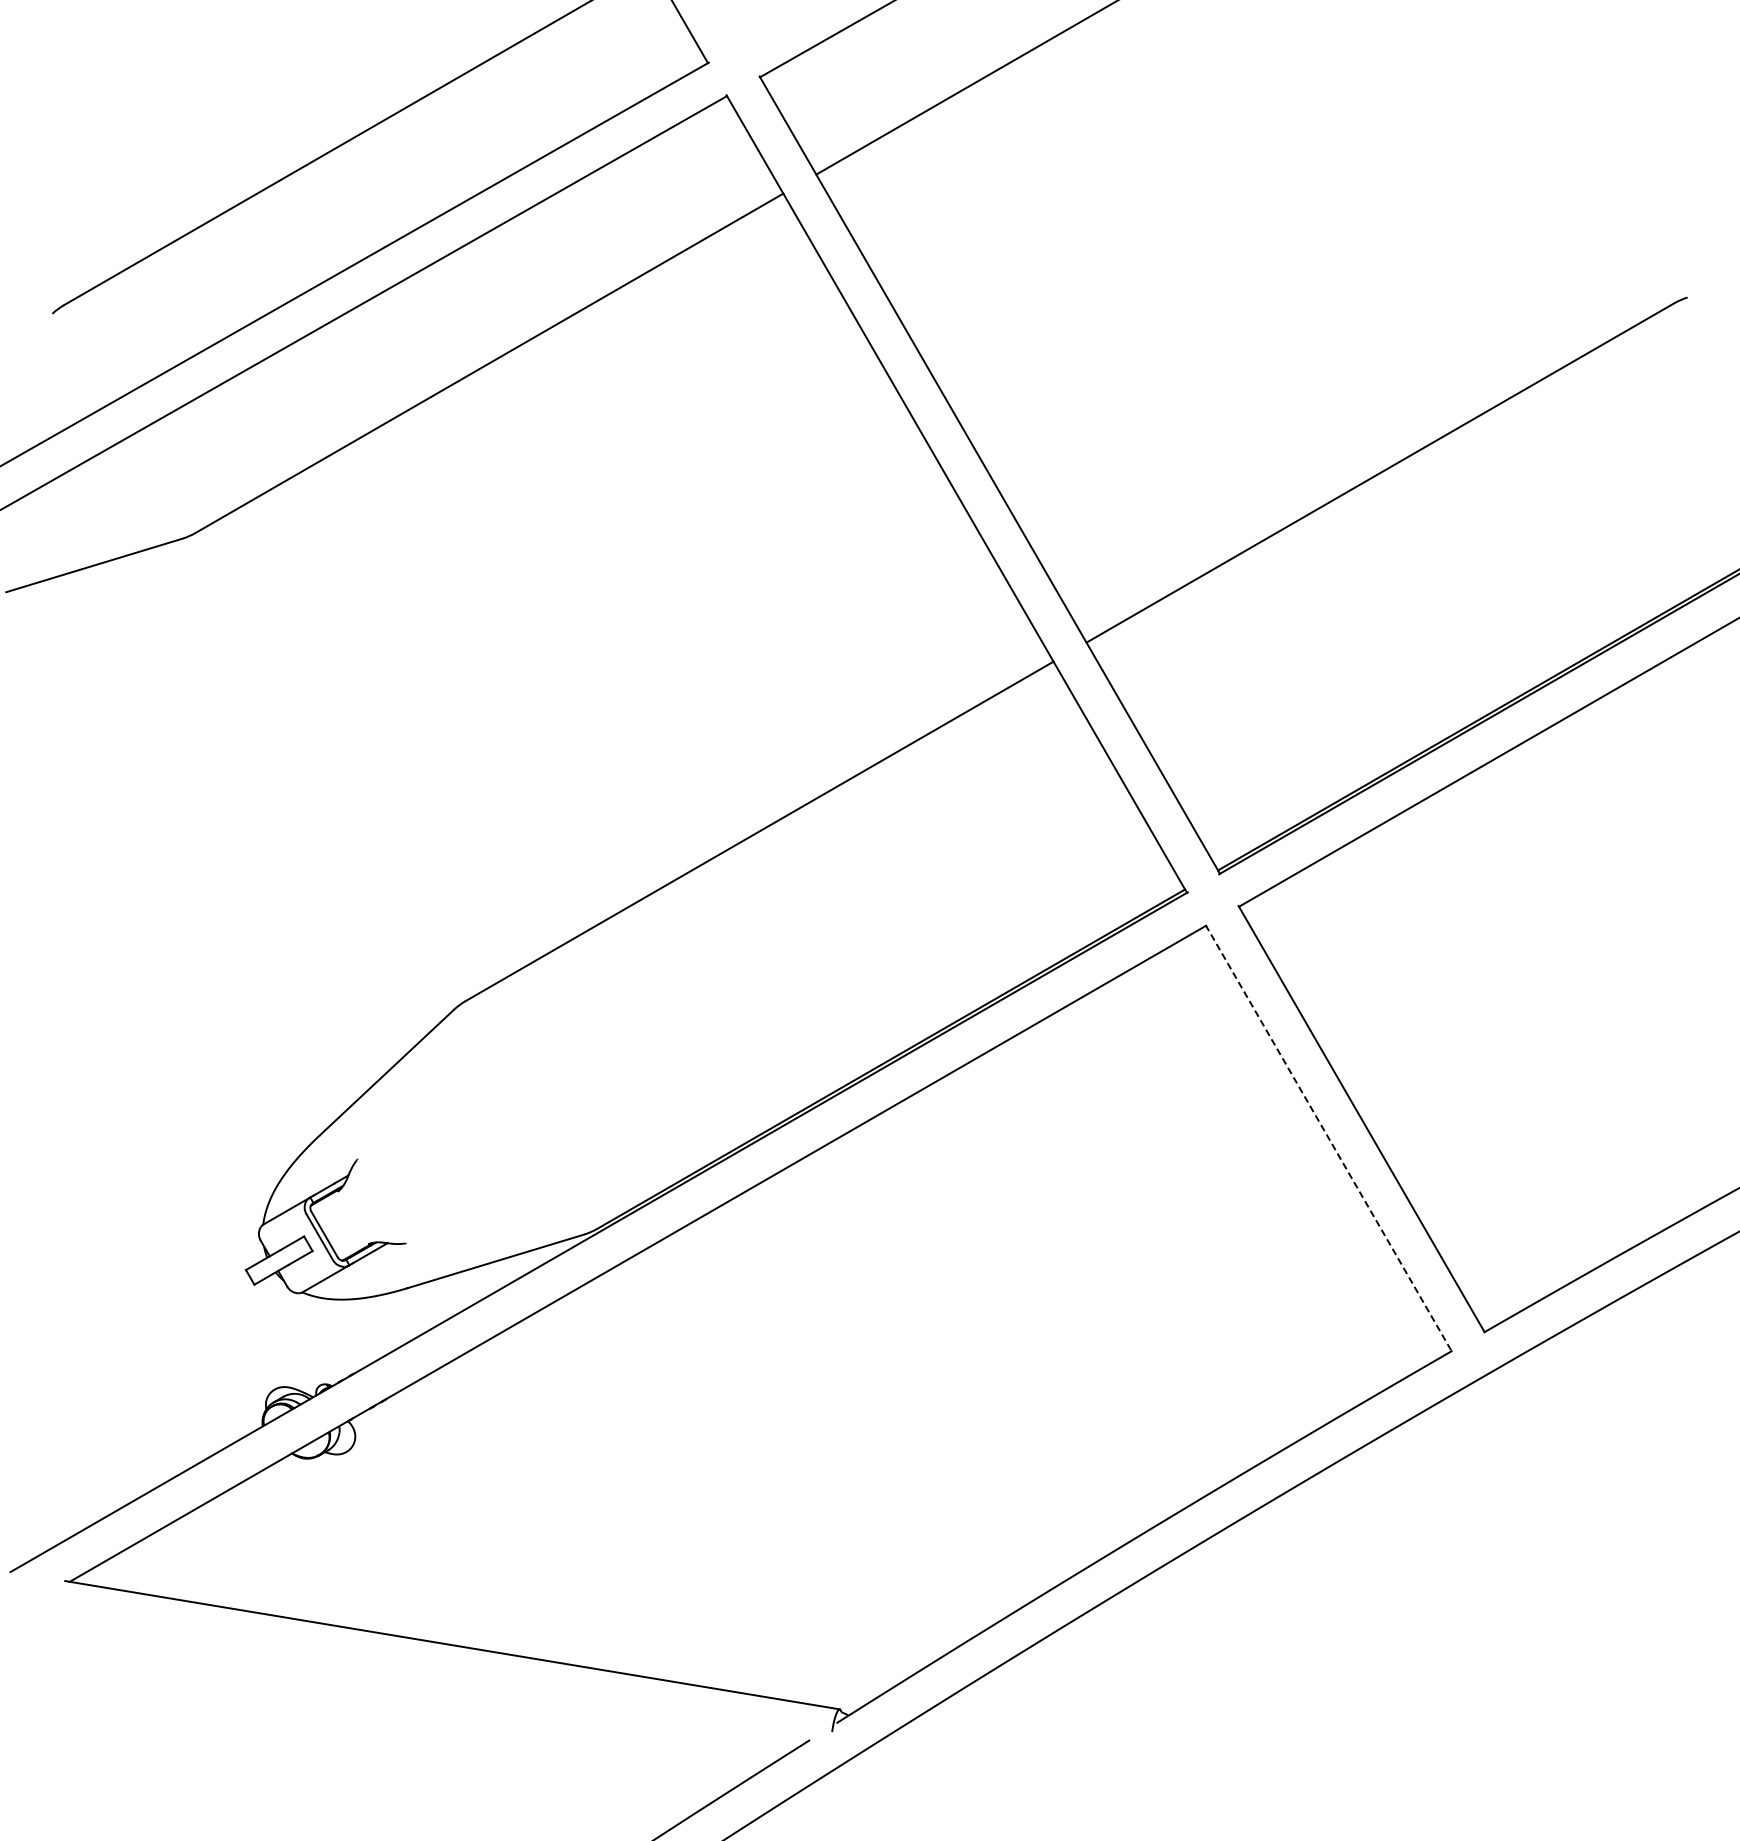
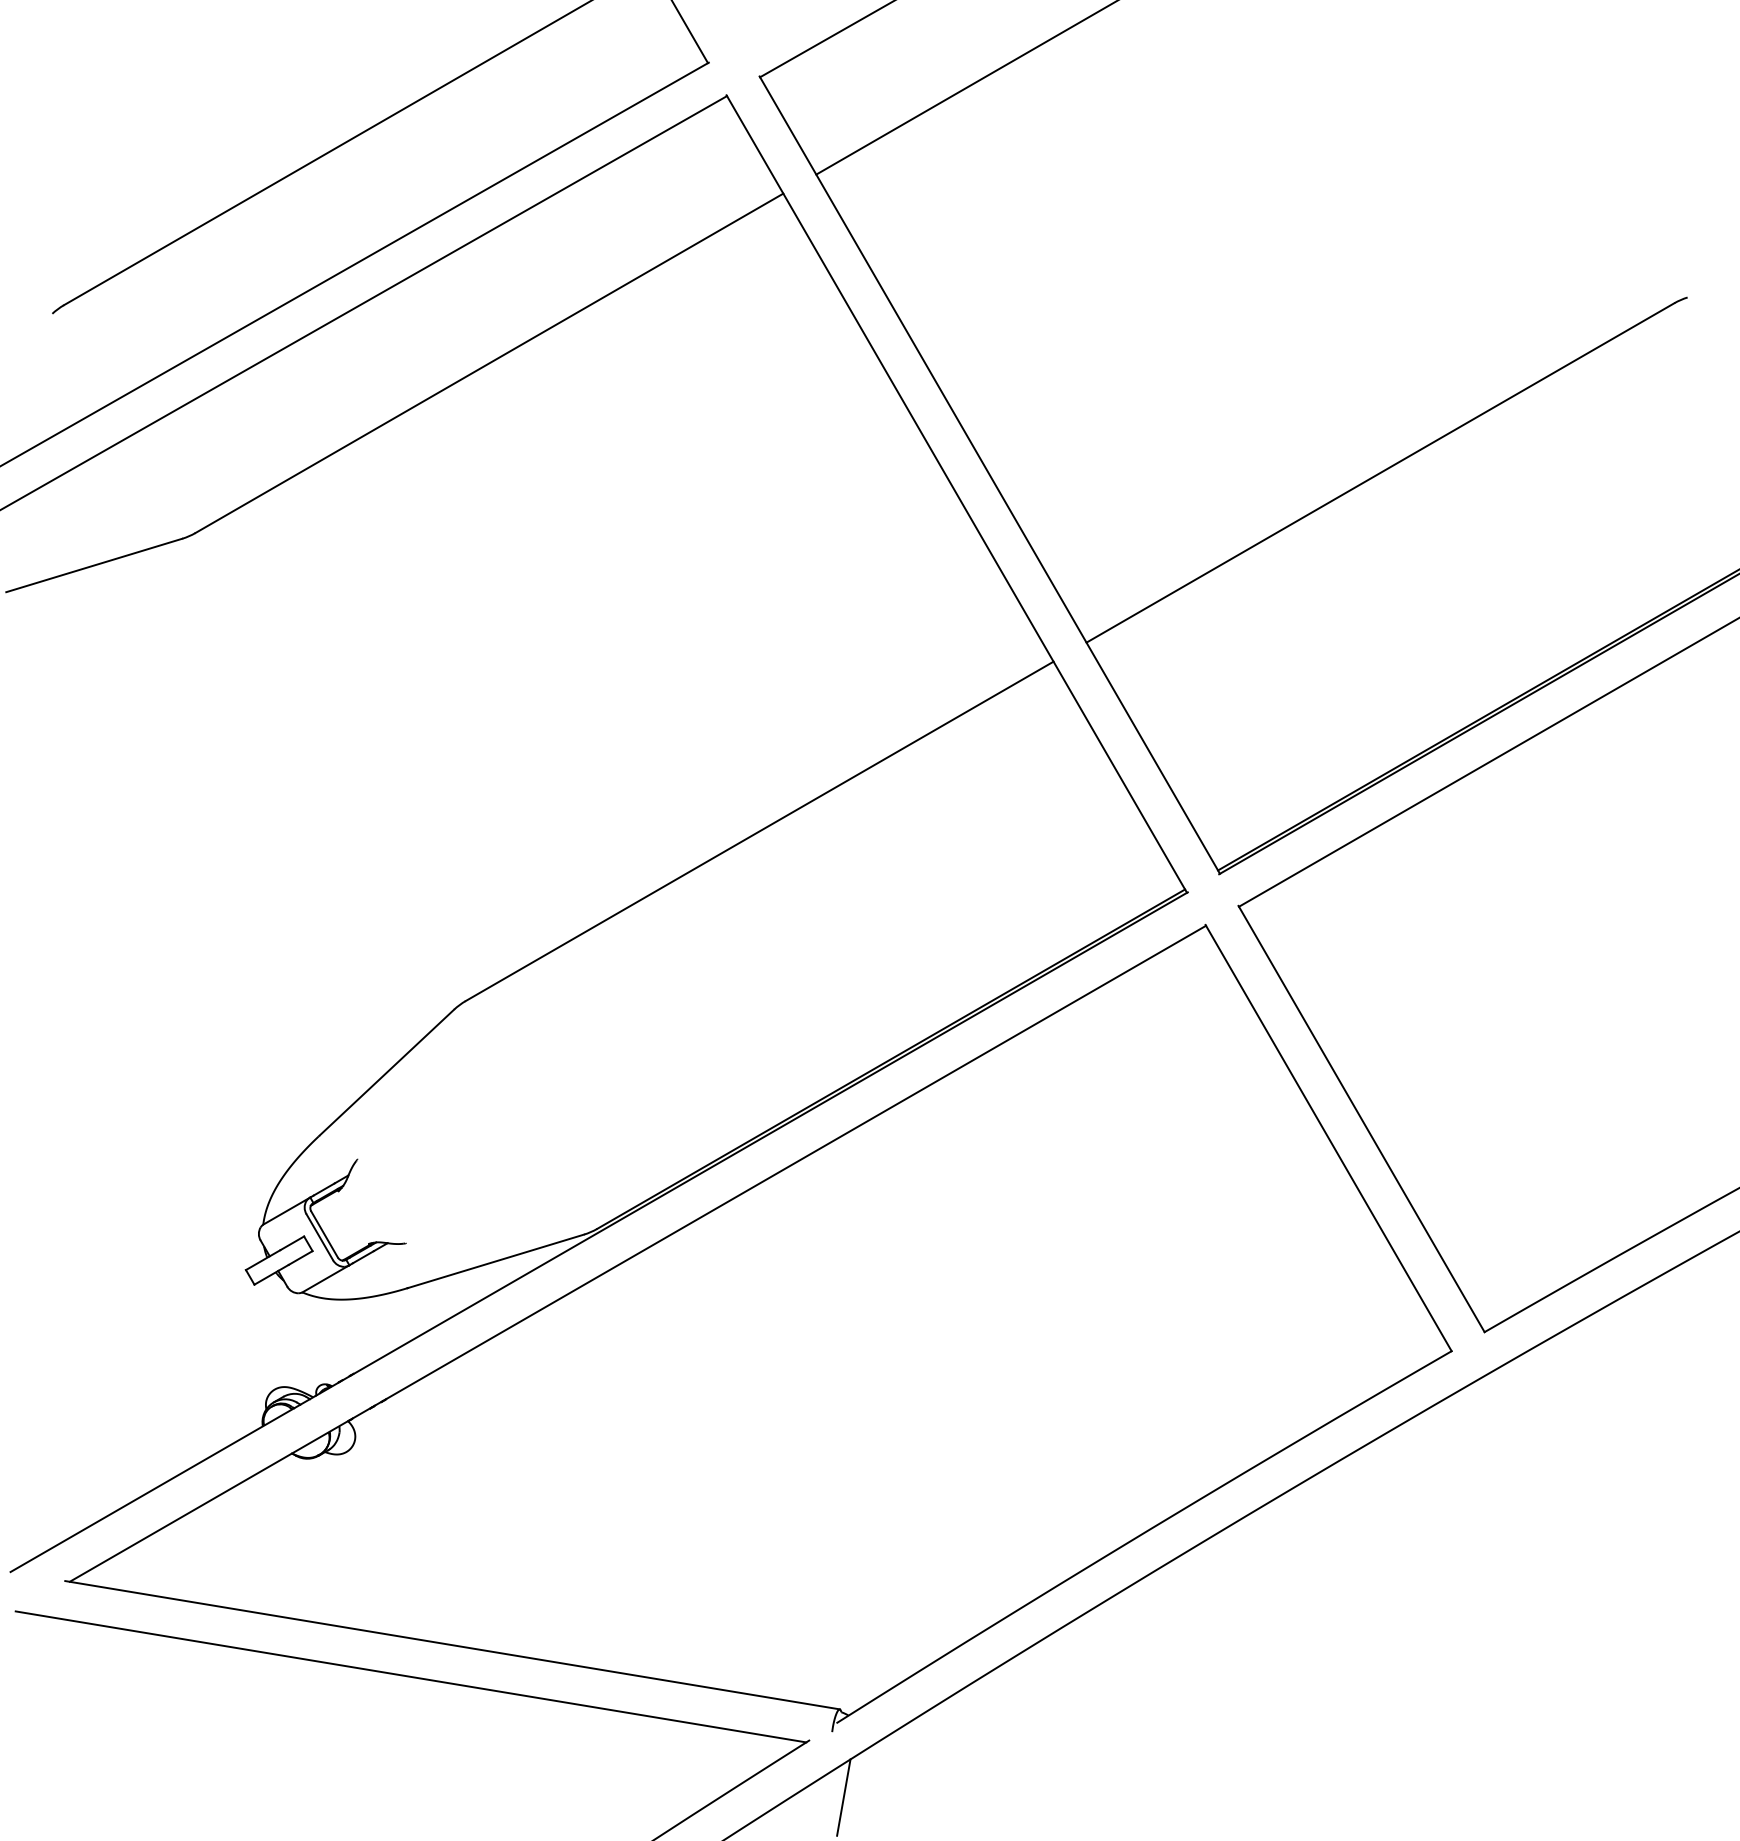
line: dashed -> solid (1328, 1138)
line: none -> present (410, 1676)
line: none -> present (843, 1797)
